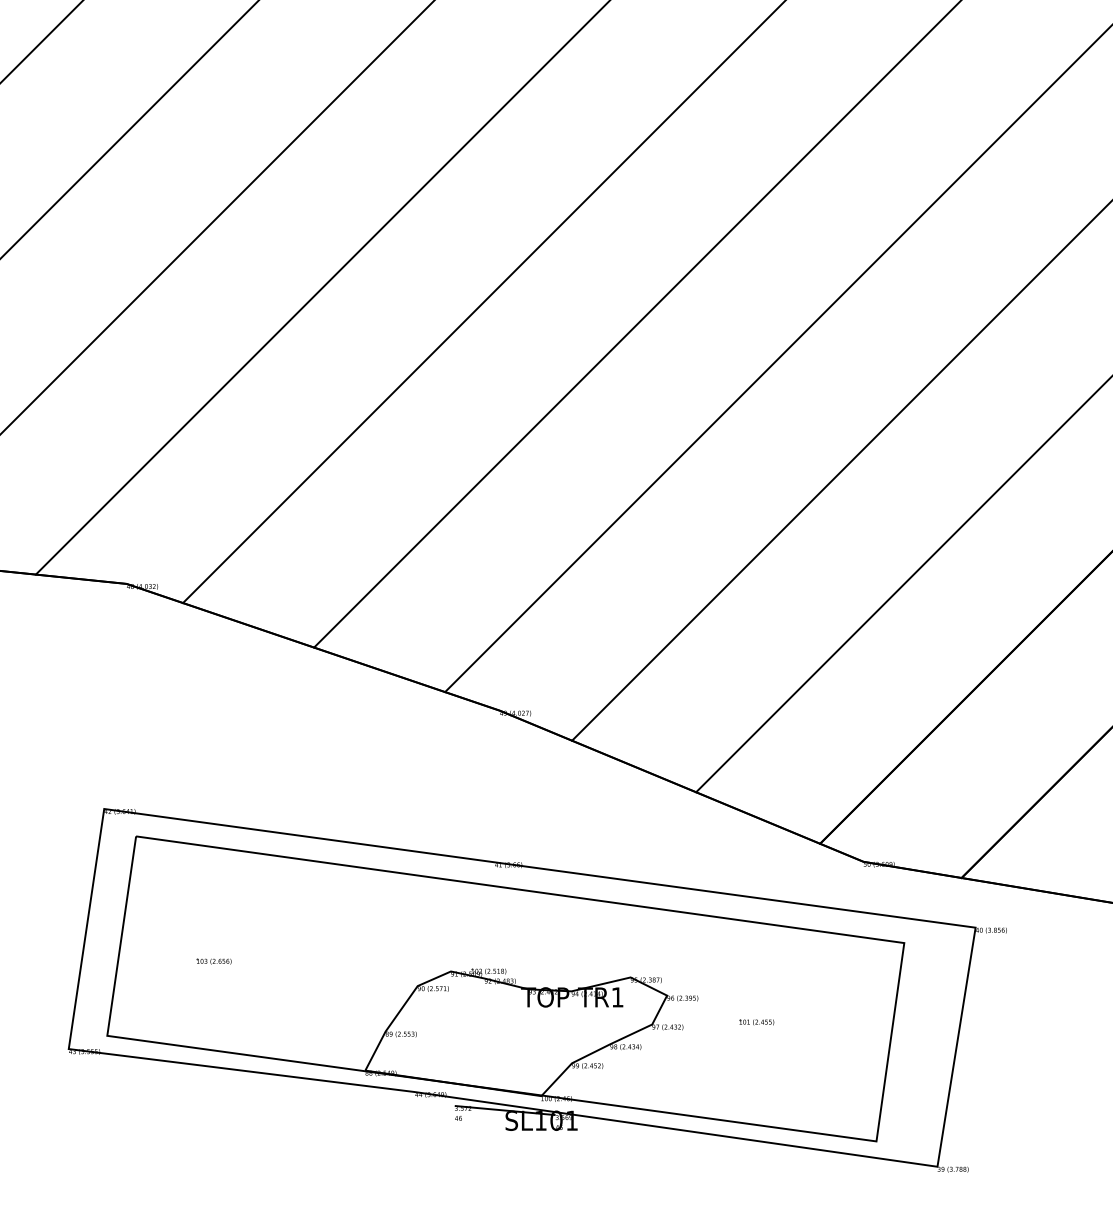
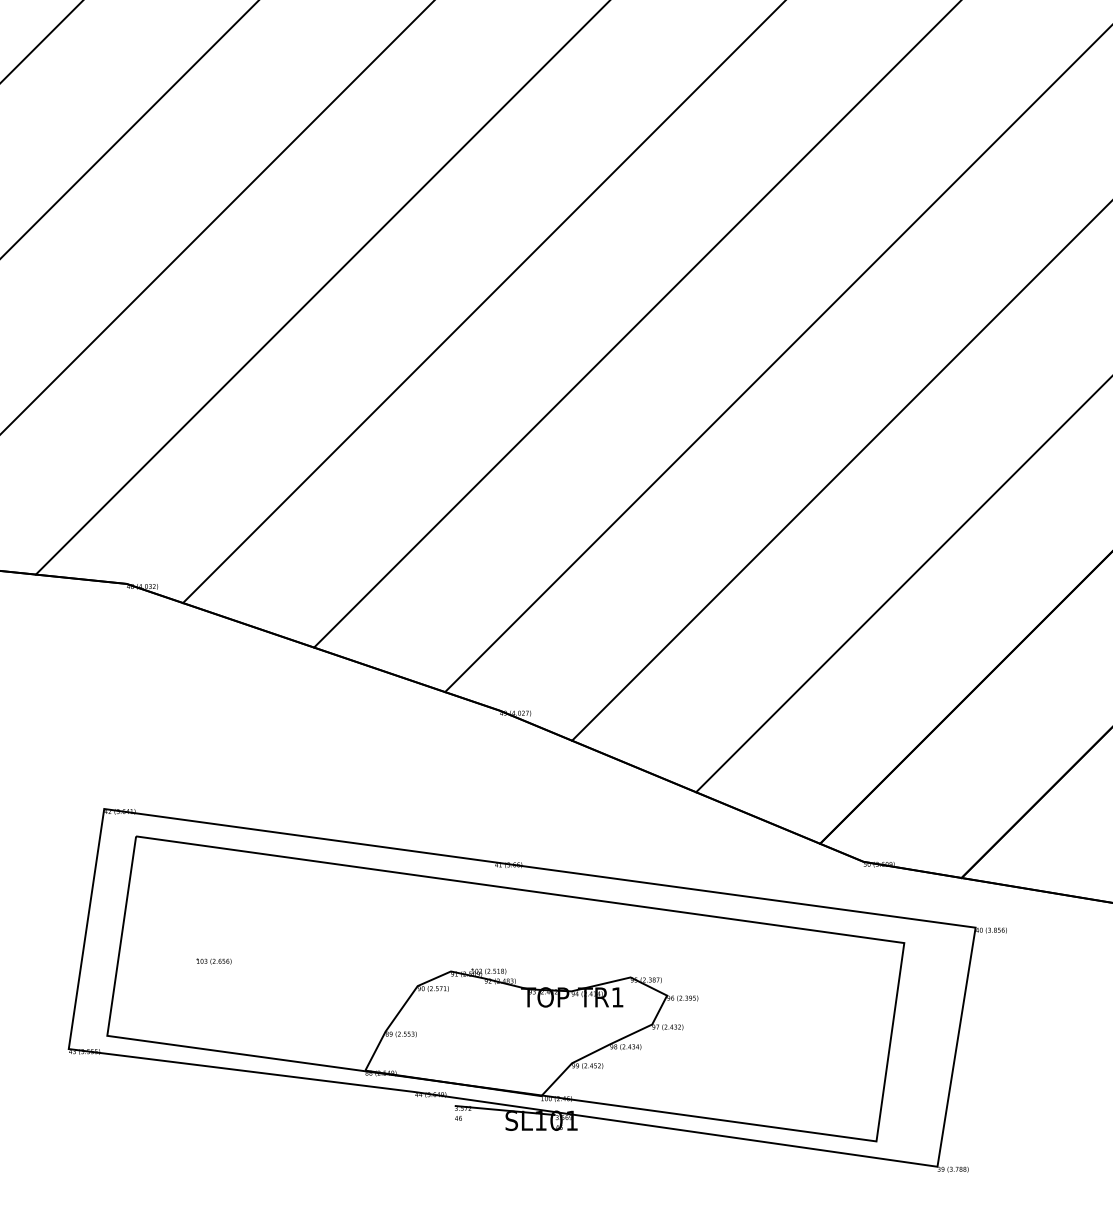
part: present -> none (756, 1022)
